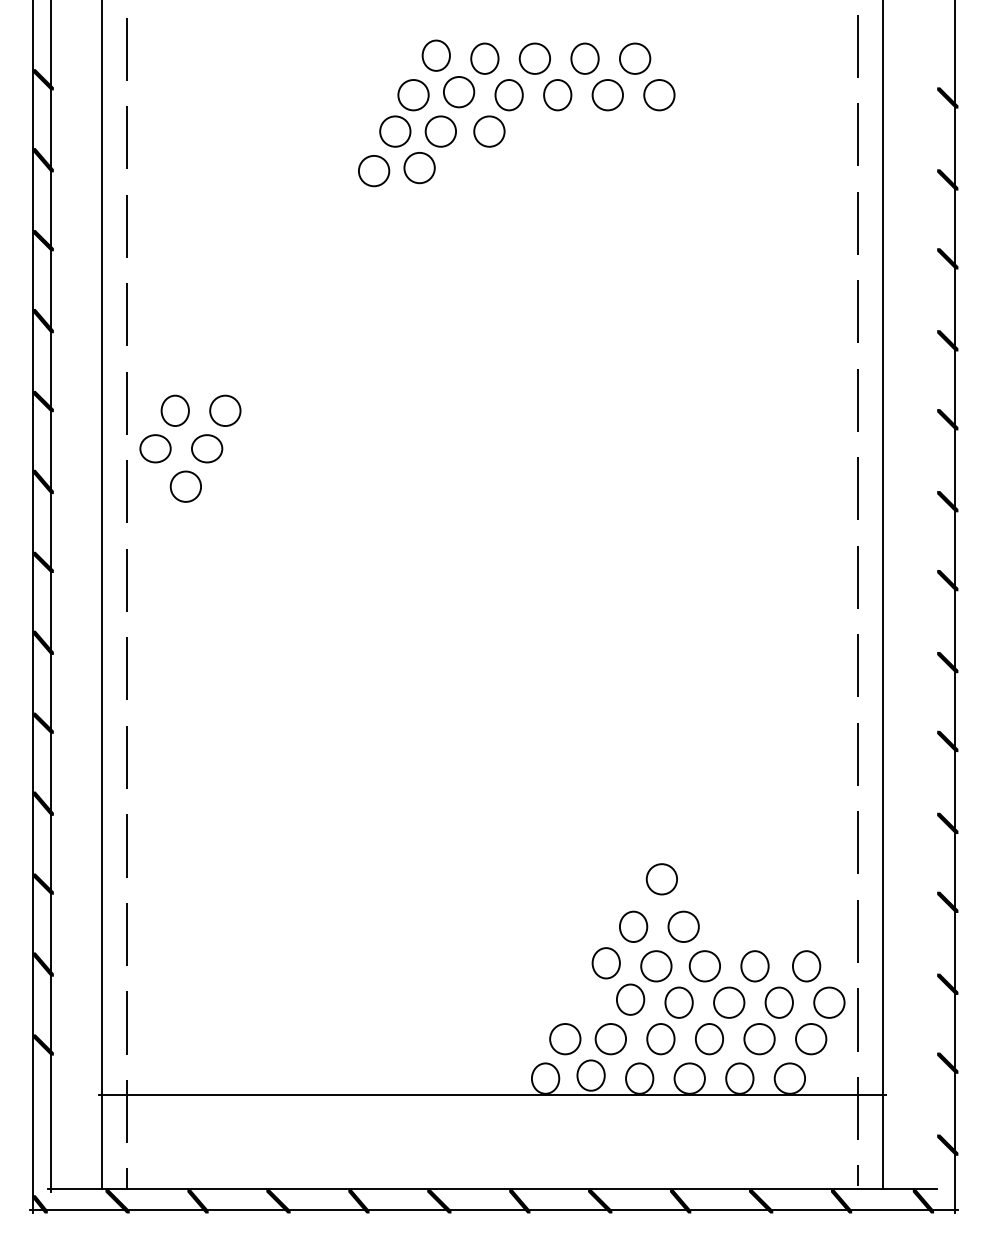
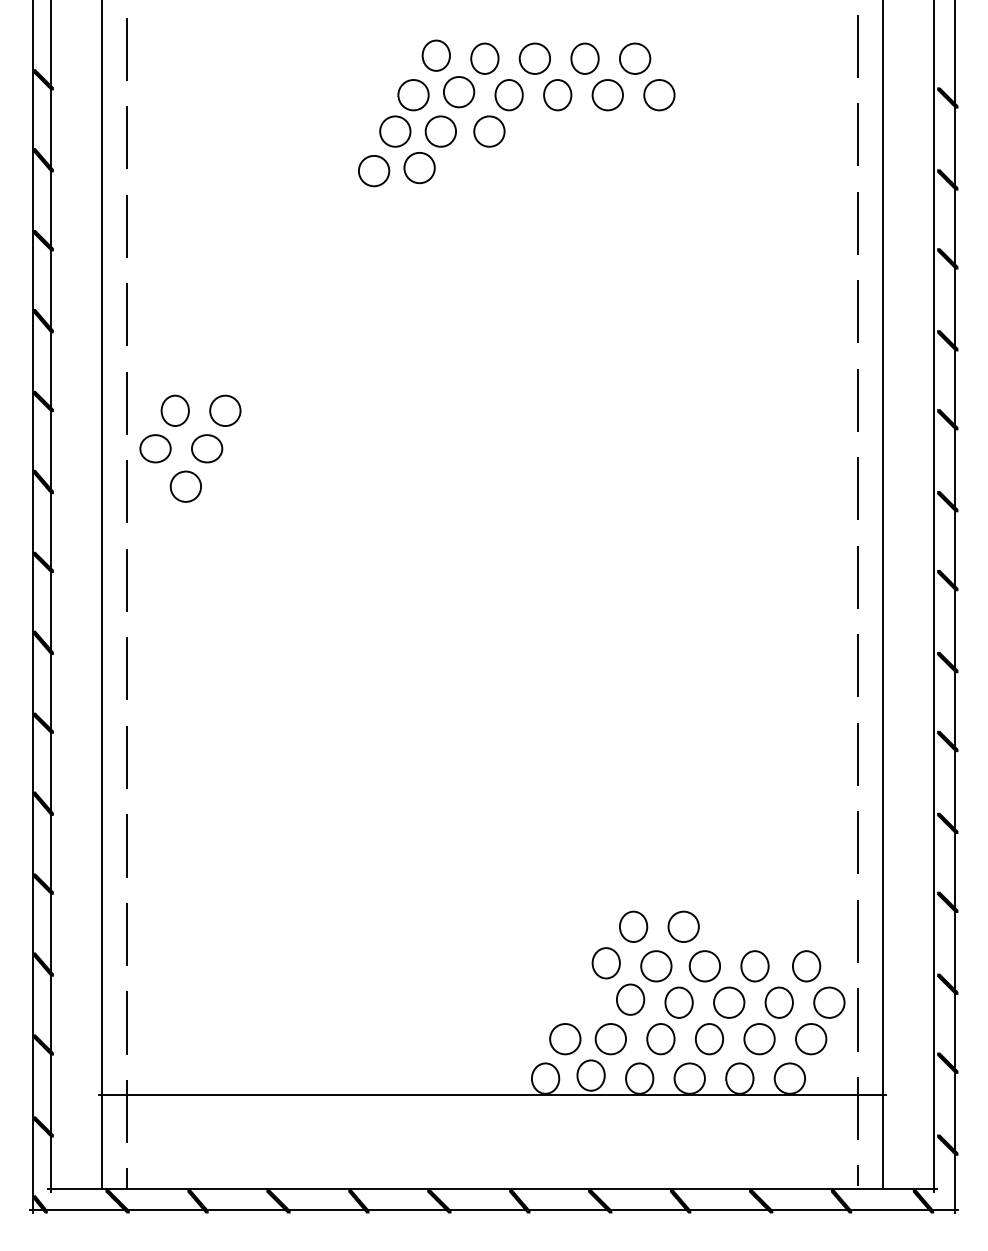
line: none -> present (934, 597)
part: present -> none (661, 879)
fill: none -> present (42, 1126)
